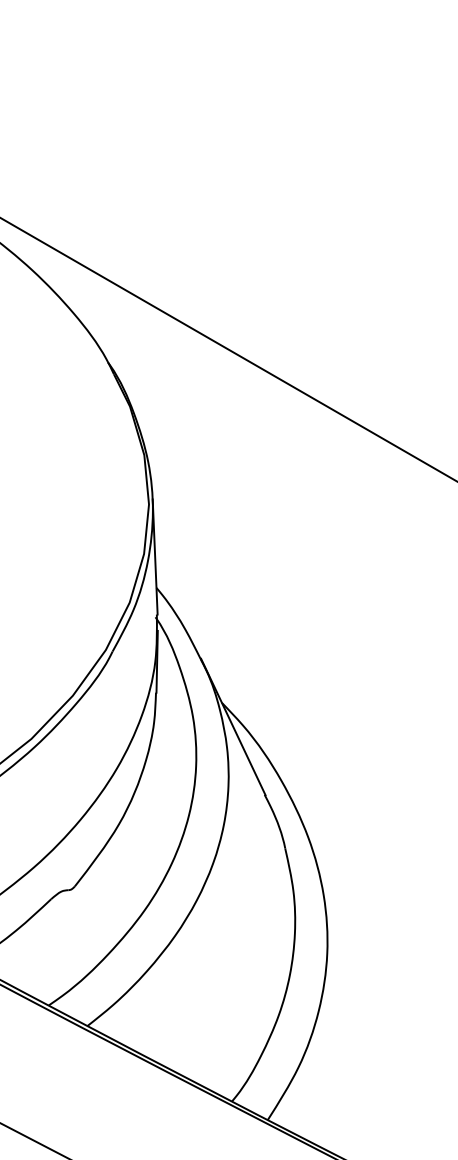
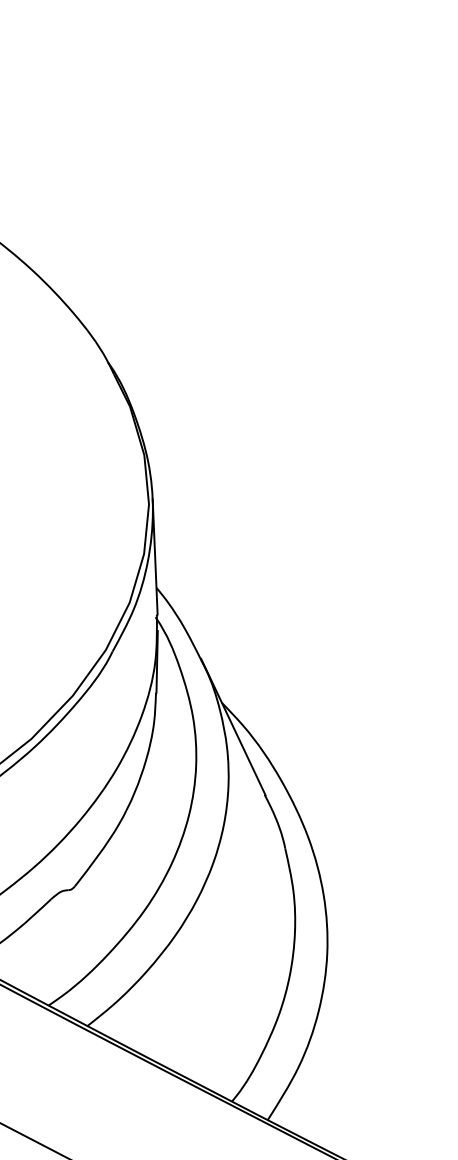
line: present -> none (228, 349)
